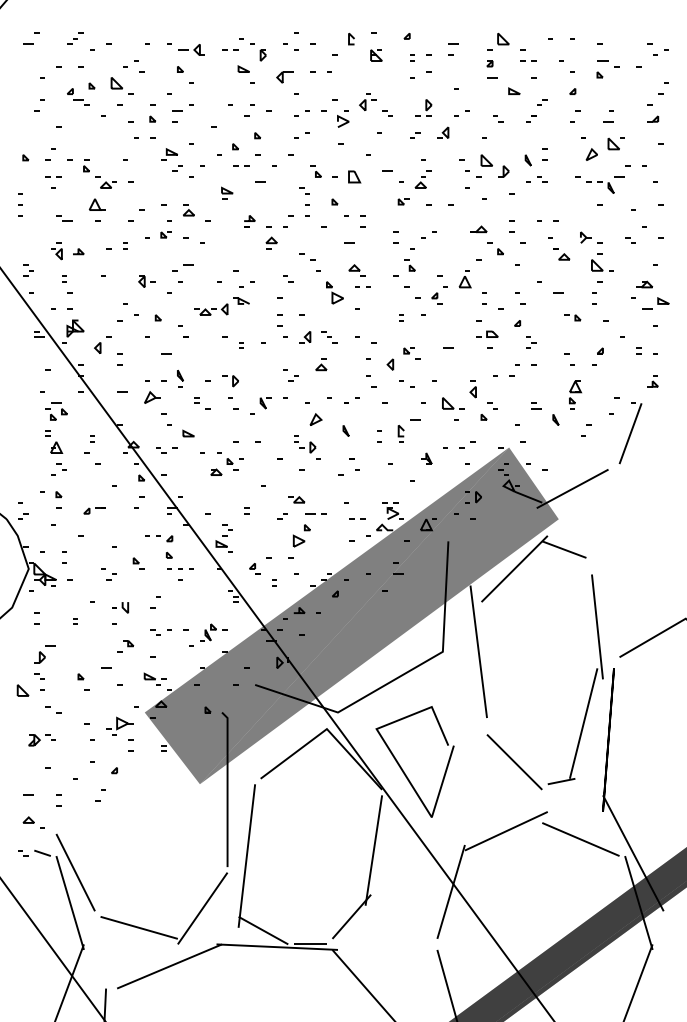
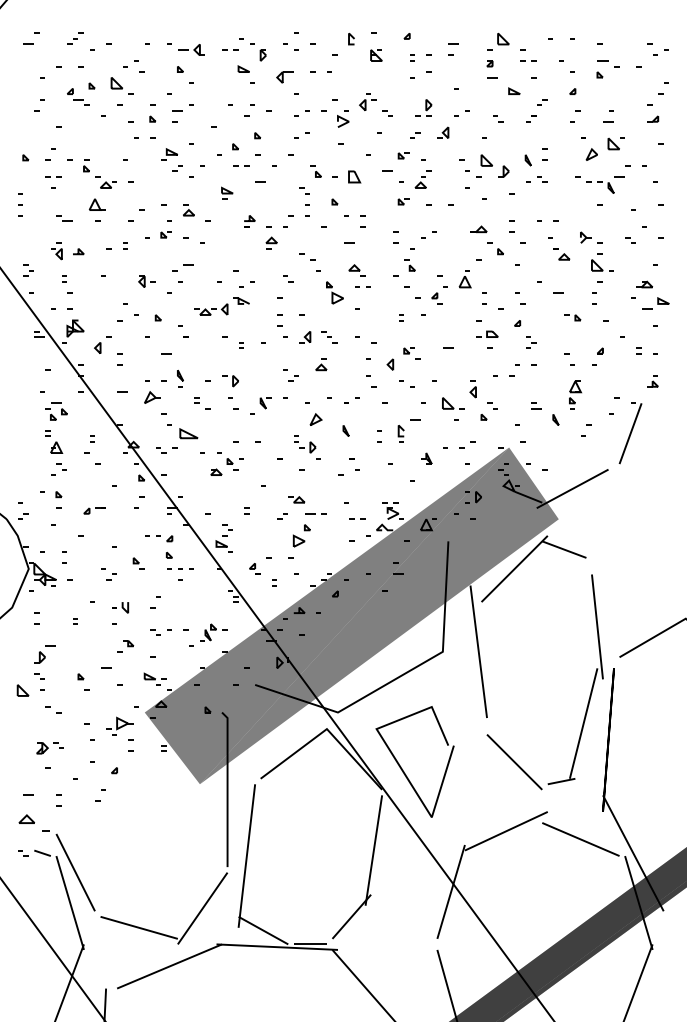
part: none -> present (403, 155)
part size: 13x9 px -> 20x12 px (188, 433)
part position: (41, 740) -> (49, 748) (49, 748)
part size: 23x13 px -> 32x18 px (33, 822)
